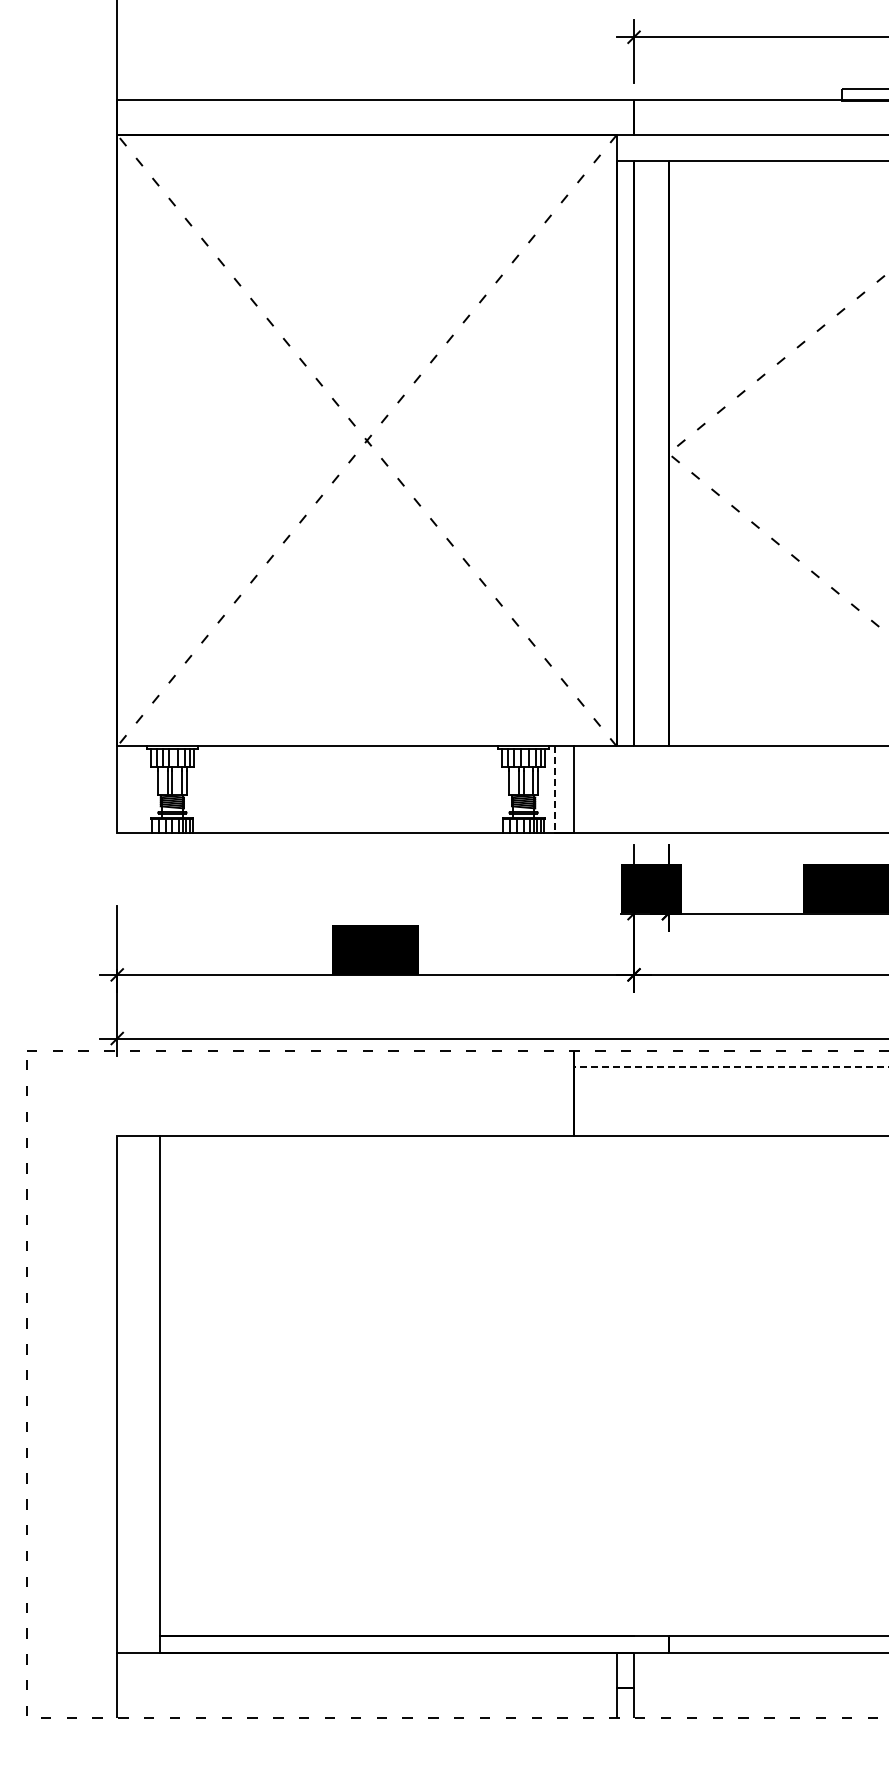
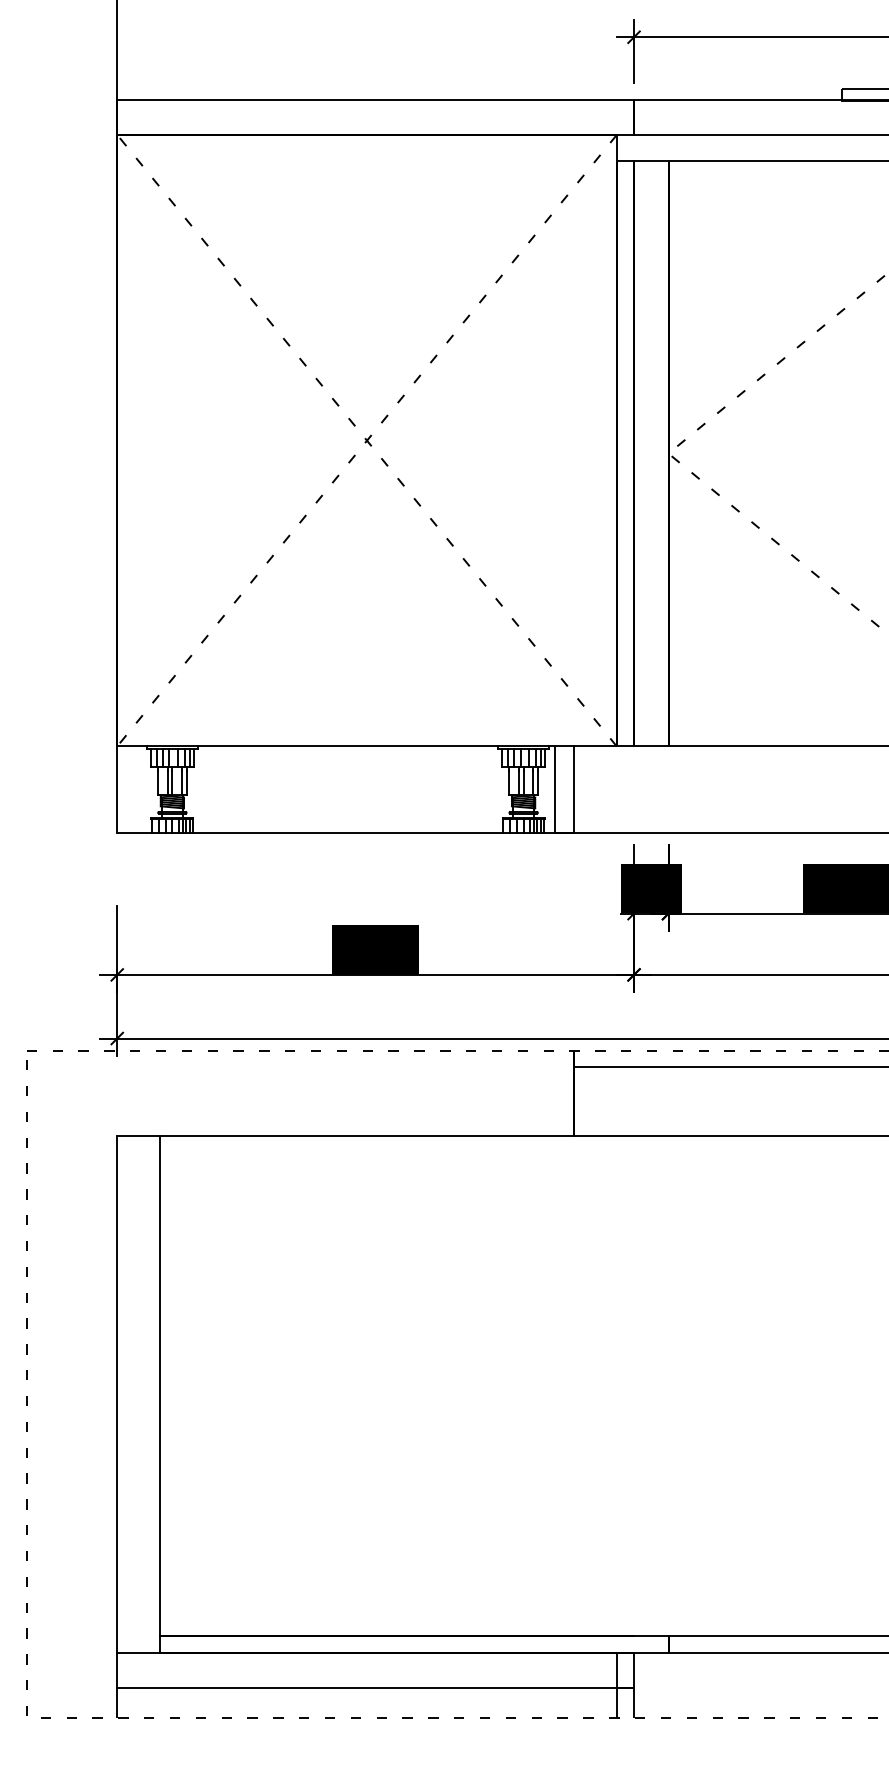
line: dashed -> solid (554, 790)
line: dashed -> solid (721, 1067)
line: none -> present (366, 1687)
